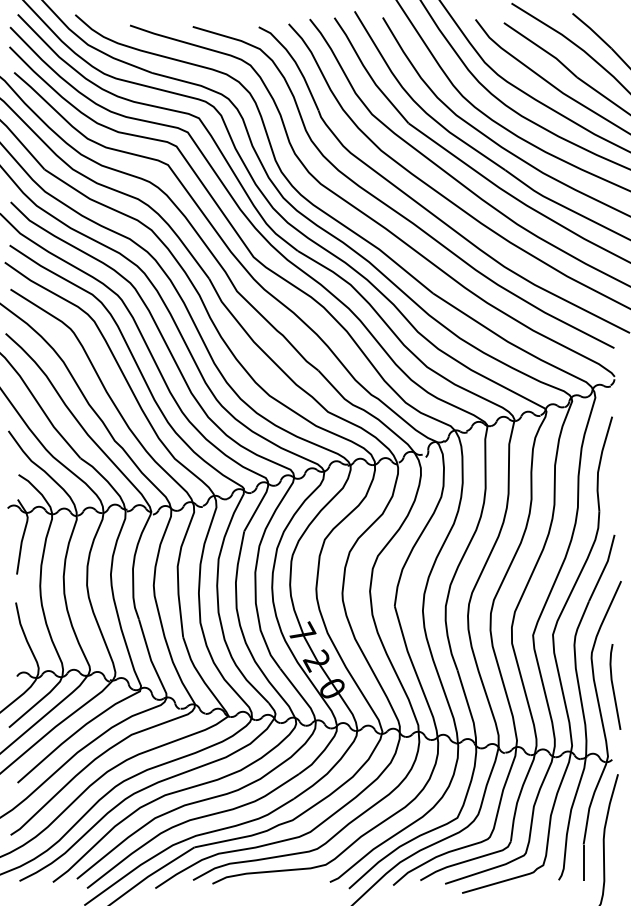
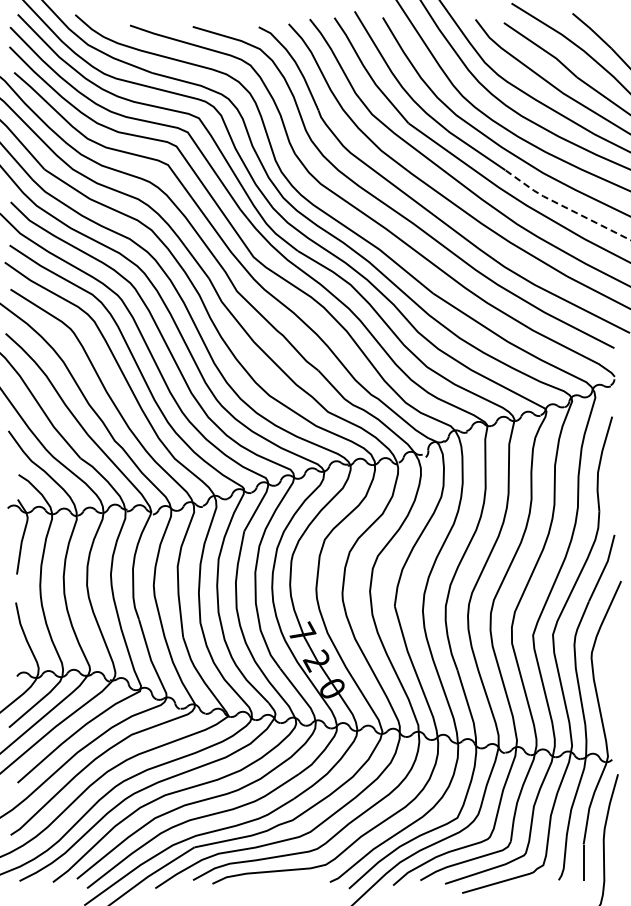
line: solid -> dashed (564, 207)
line: present -> none (613, 686)
